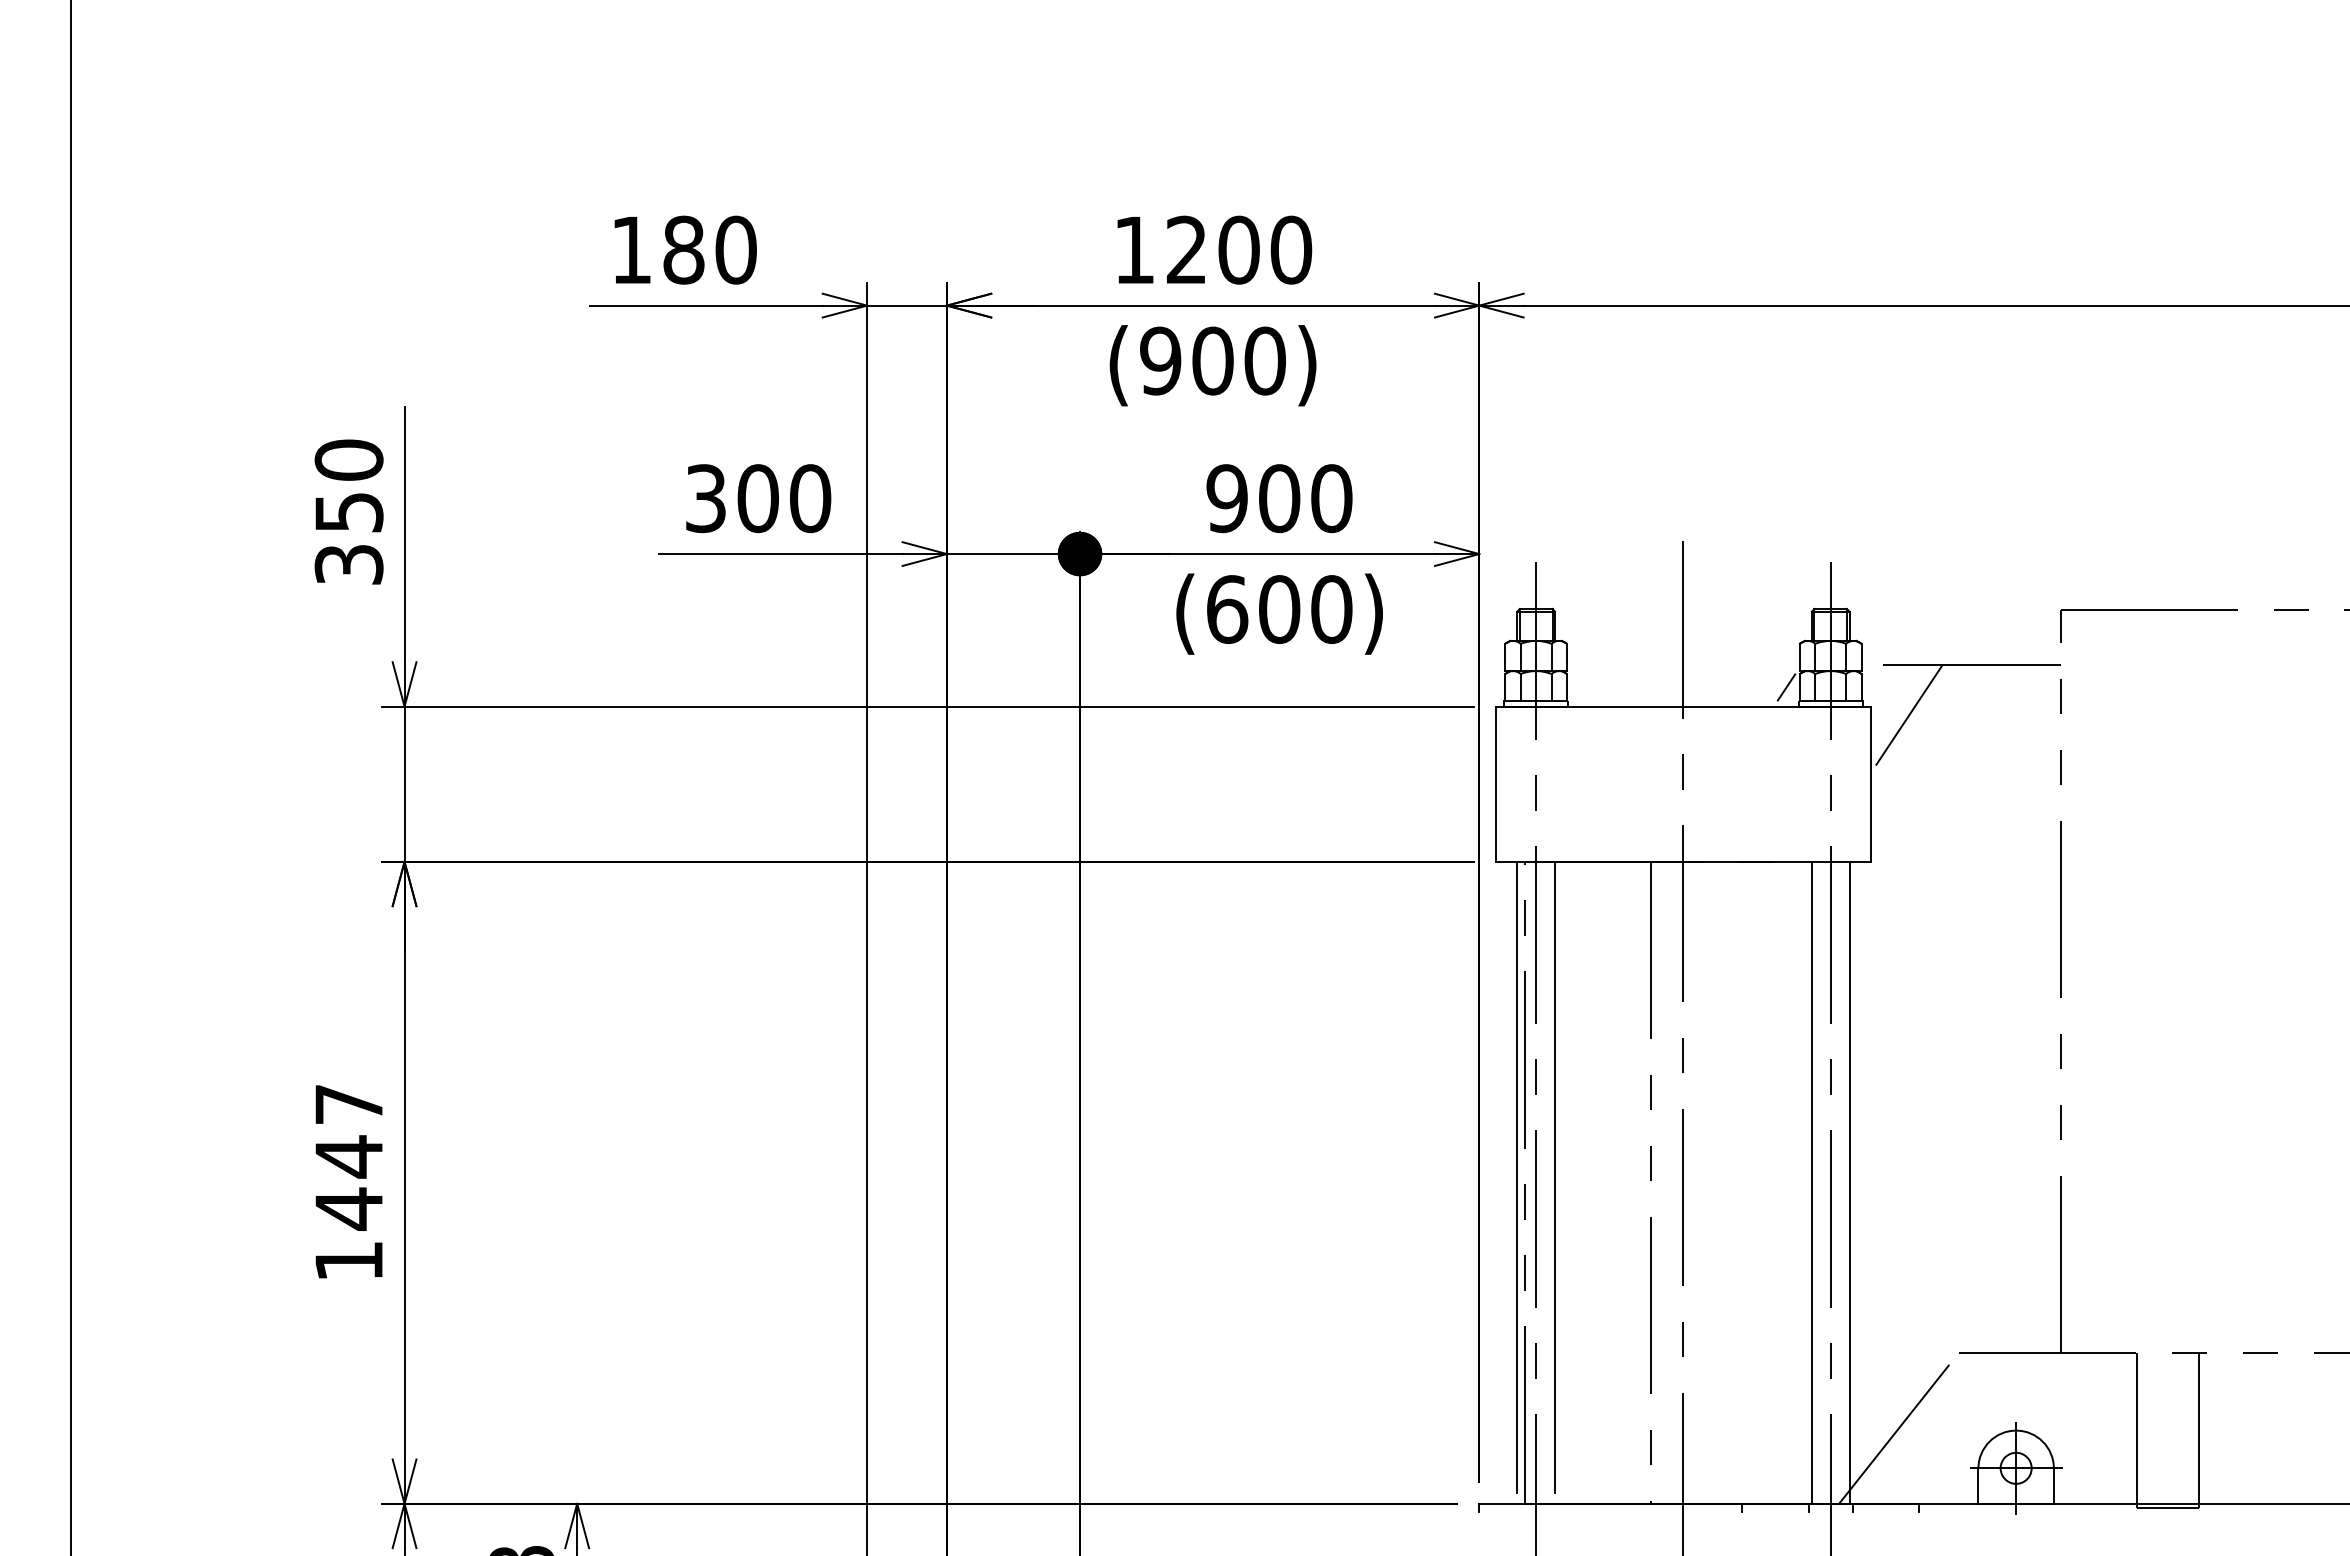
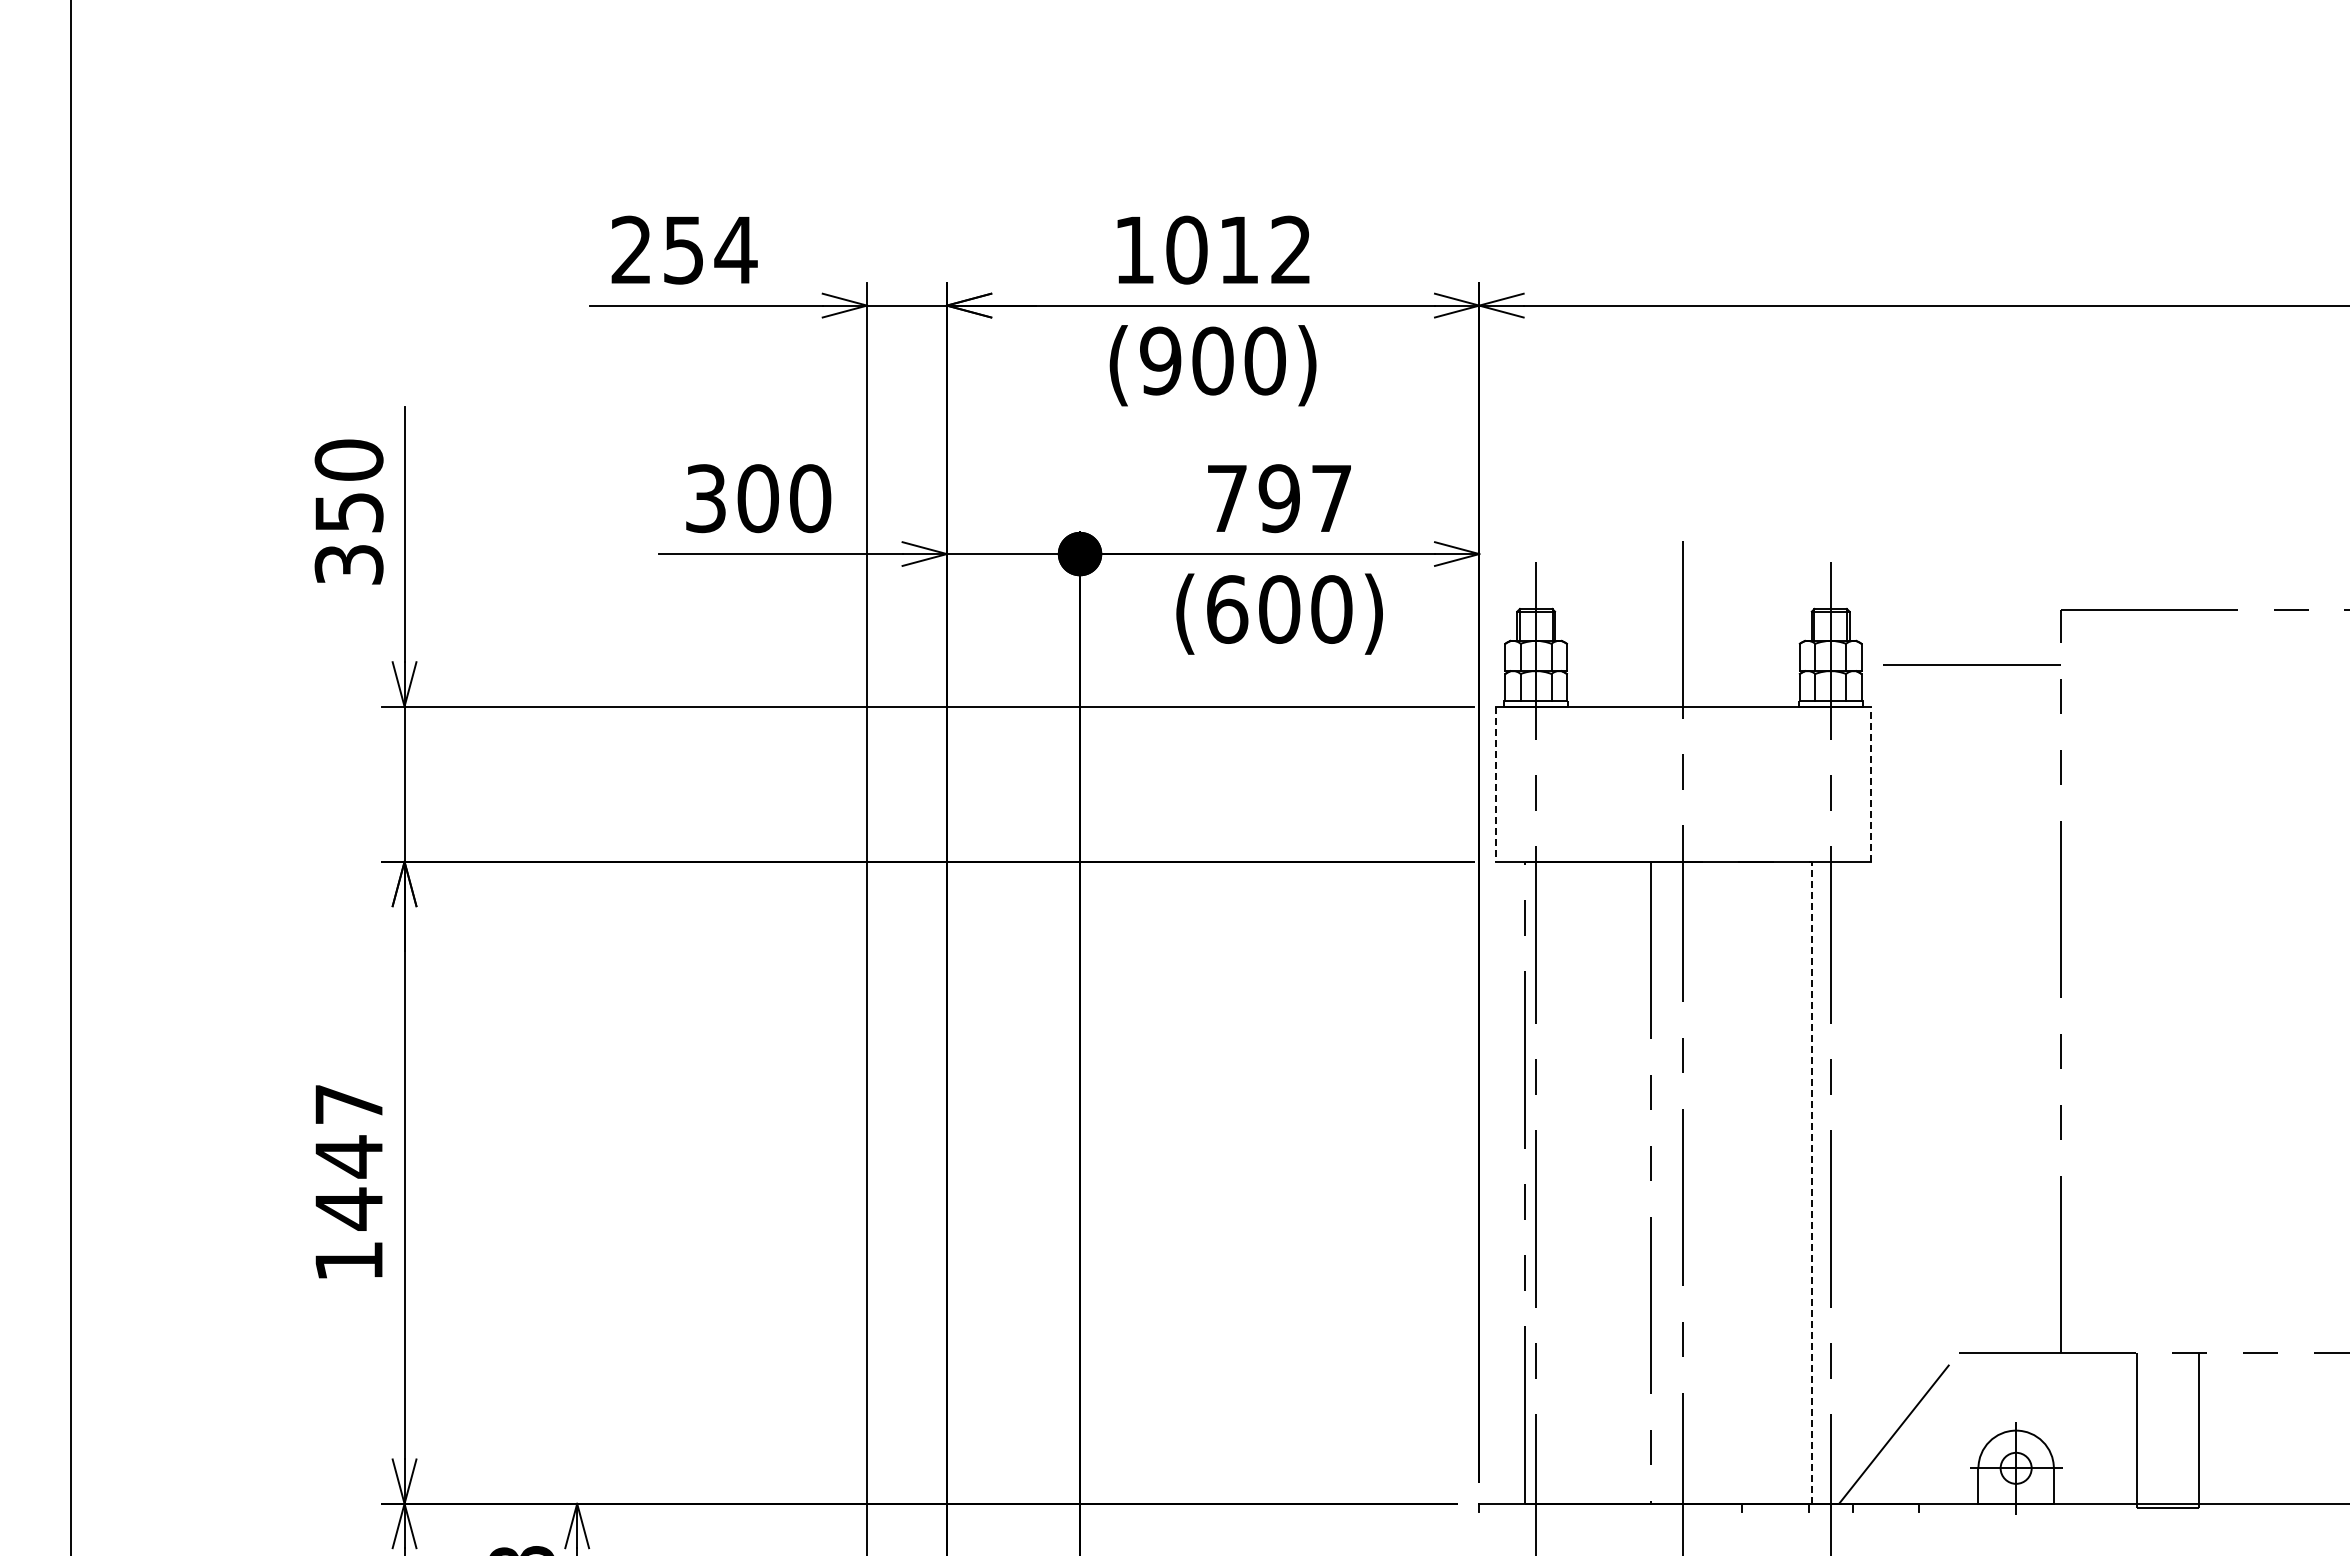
text: 180 -> 254 (684, 249)
text: 1200 -> 1012 (1239, 249)
text: 900 -> 797 (1279, 498)
line: present -> none (1786, 687)
line: present -> none (1908, 715)
line: solid -> dashed (1496, 784)
line: solid -> dashed (1870, 784)
line: present -> none (1517, 1176)
line: present -> none (1554, 1176)
line: solid -> dashed (1811, 1182)
line: present -> none (1849, 1182)
